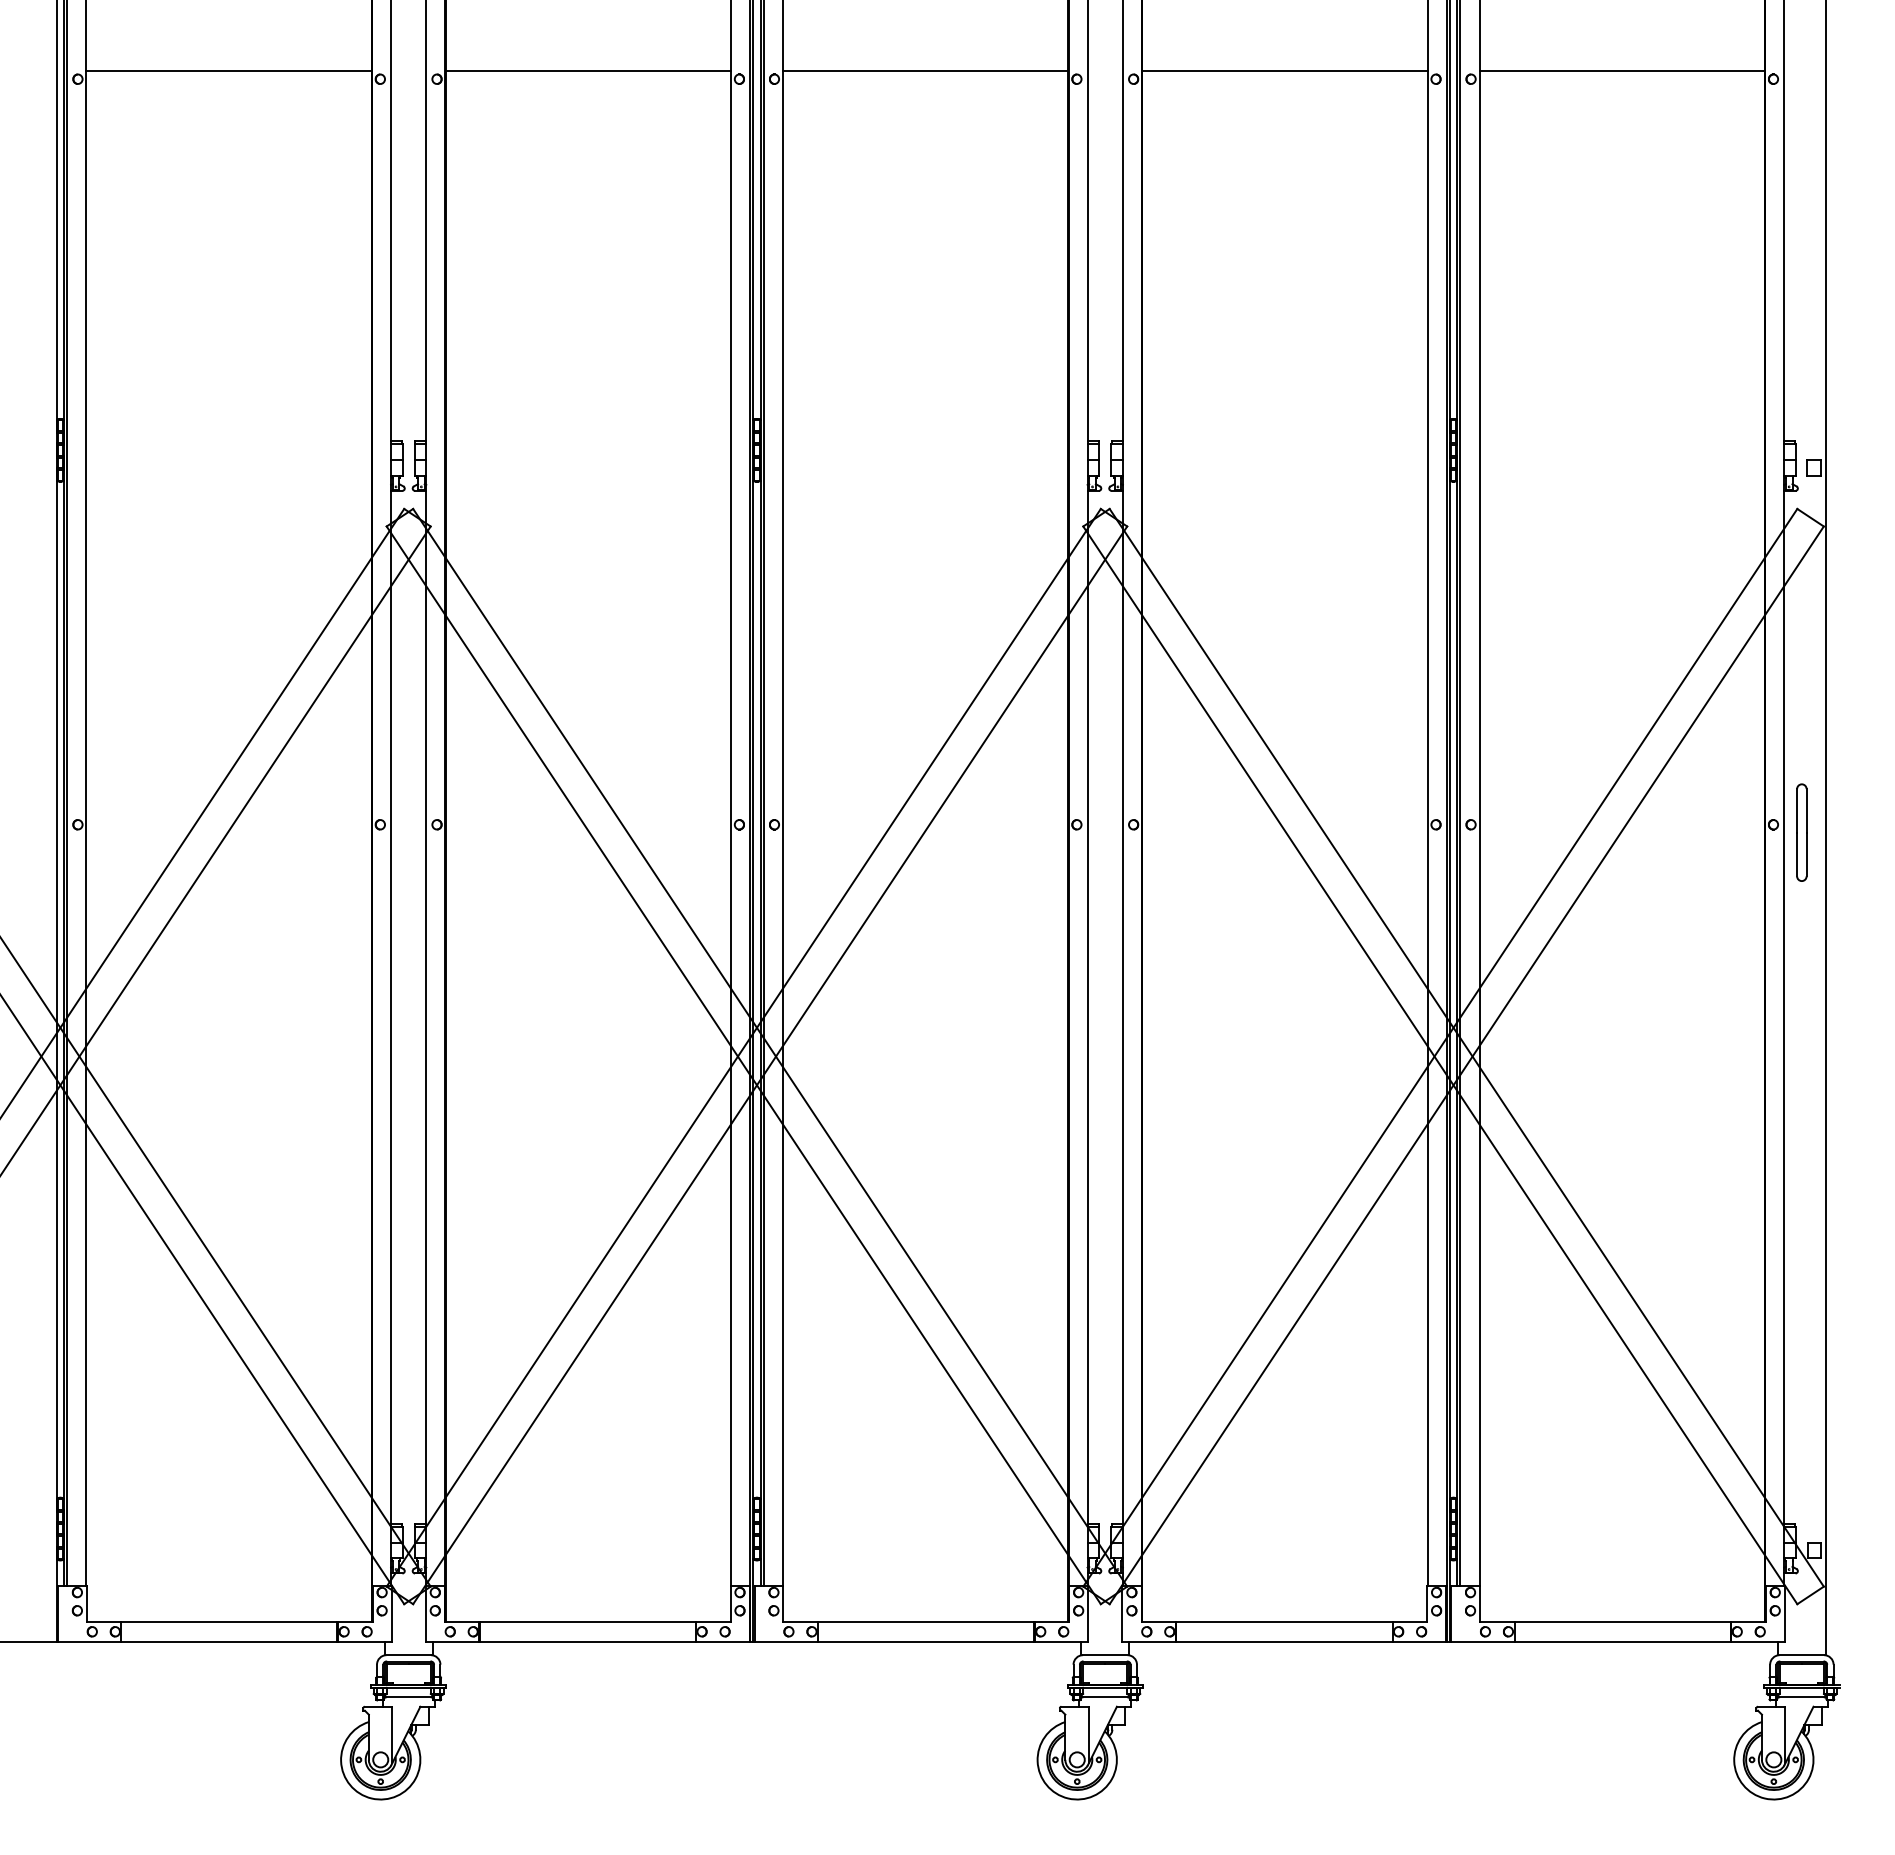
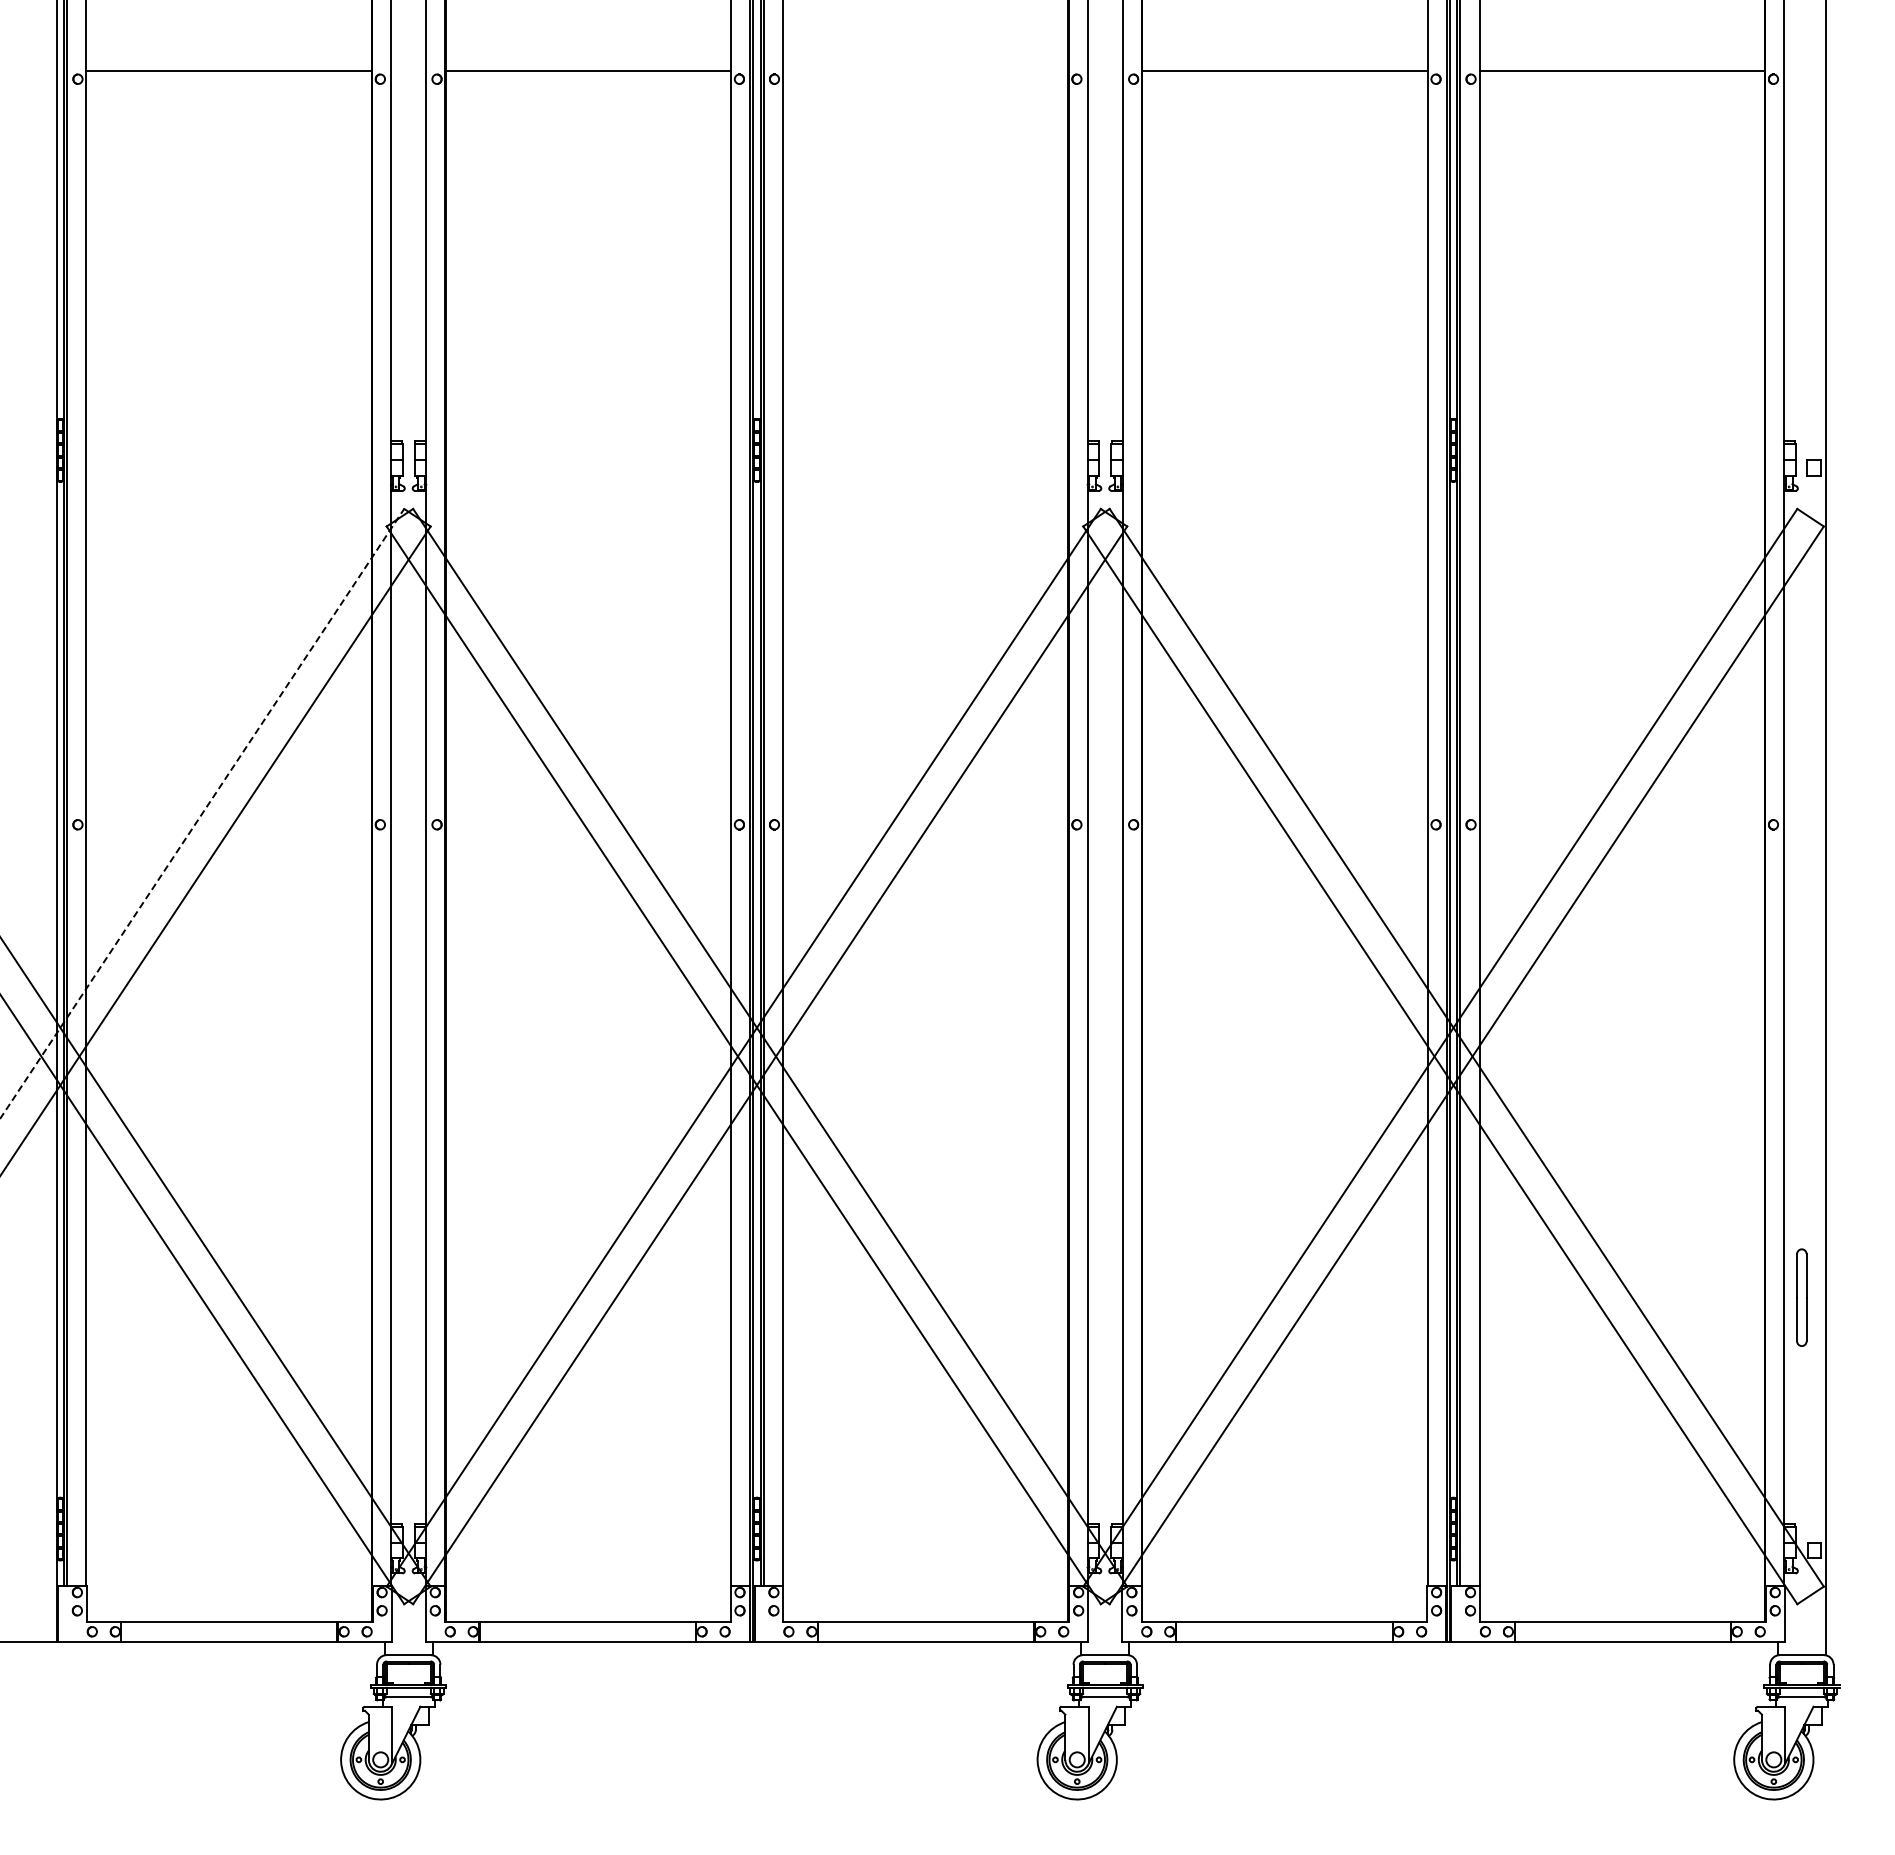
line: present -> none (925, 71)
line: solid -> dashed (202, 813)
part position: (1801, 832) -> (1801, 1297) (1801, 1297)
